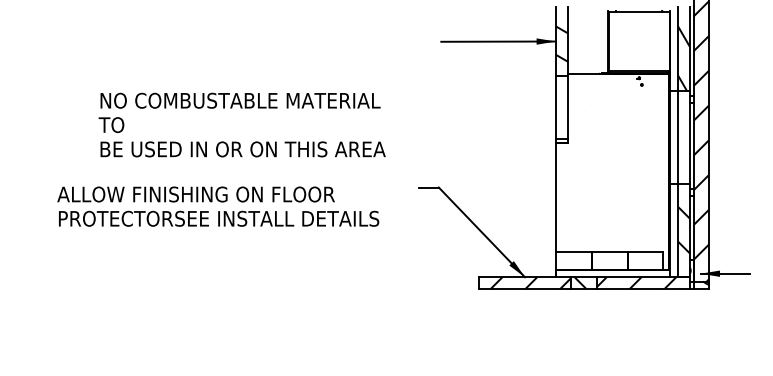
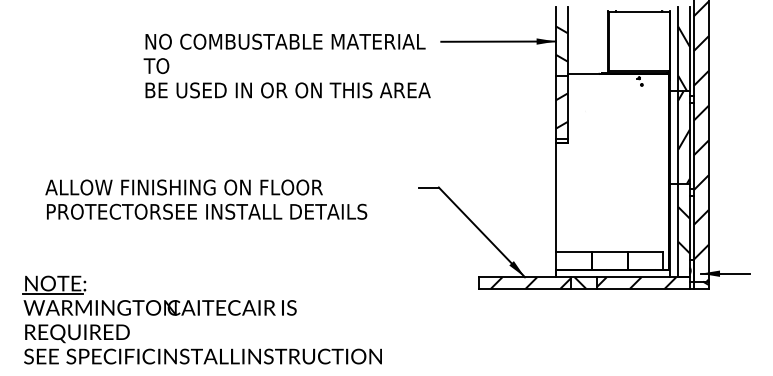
hatch: none -> present (561, 110)
text position: (241, 124) -> (286, 65) (286, 65)
hatch: none -> present (683, 137)
text position: (218, 206) -> (206, 199) (206, 199)
part: none -> present (201, 319)
